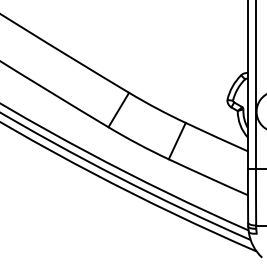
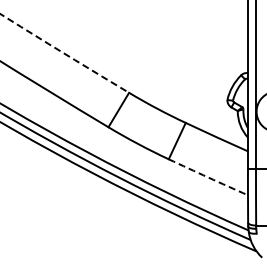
arc: solid -> dashed (64, 53)
arc: solid -> dashed (208, 177)
